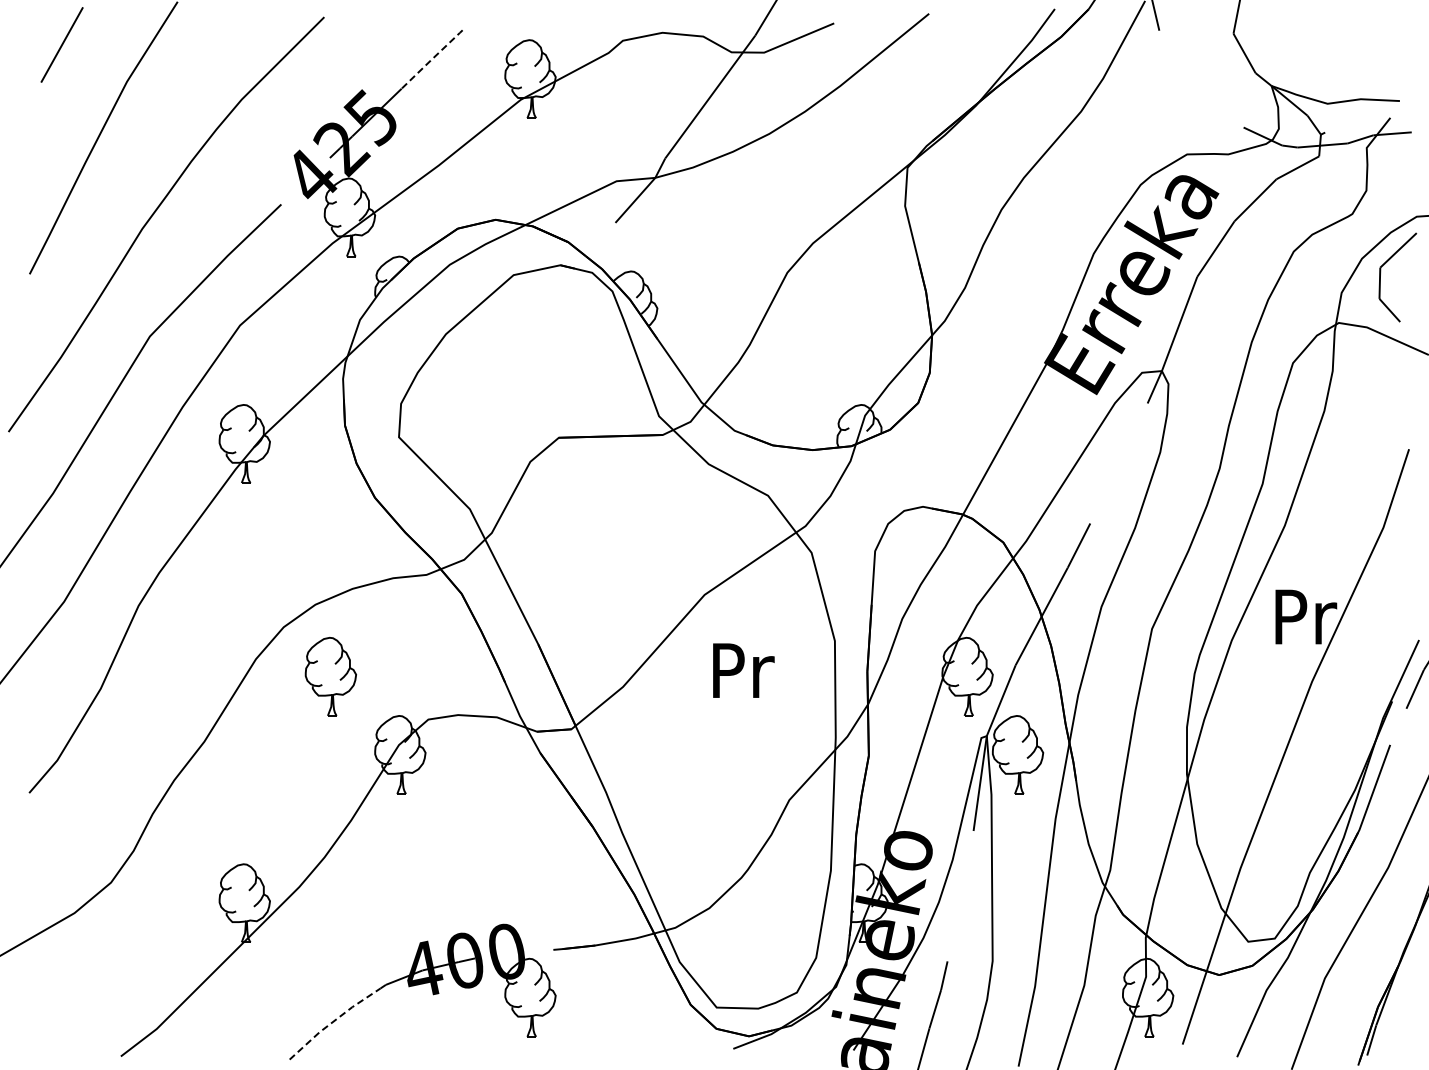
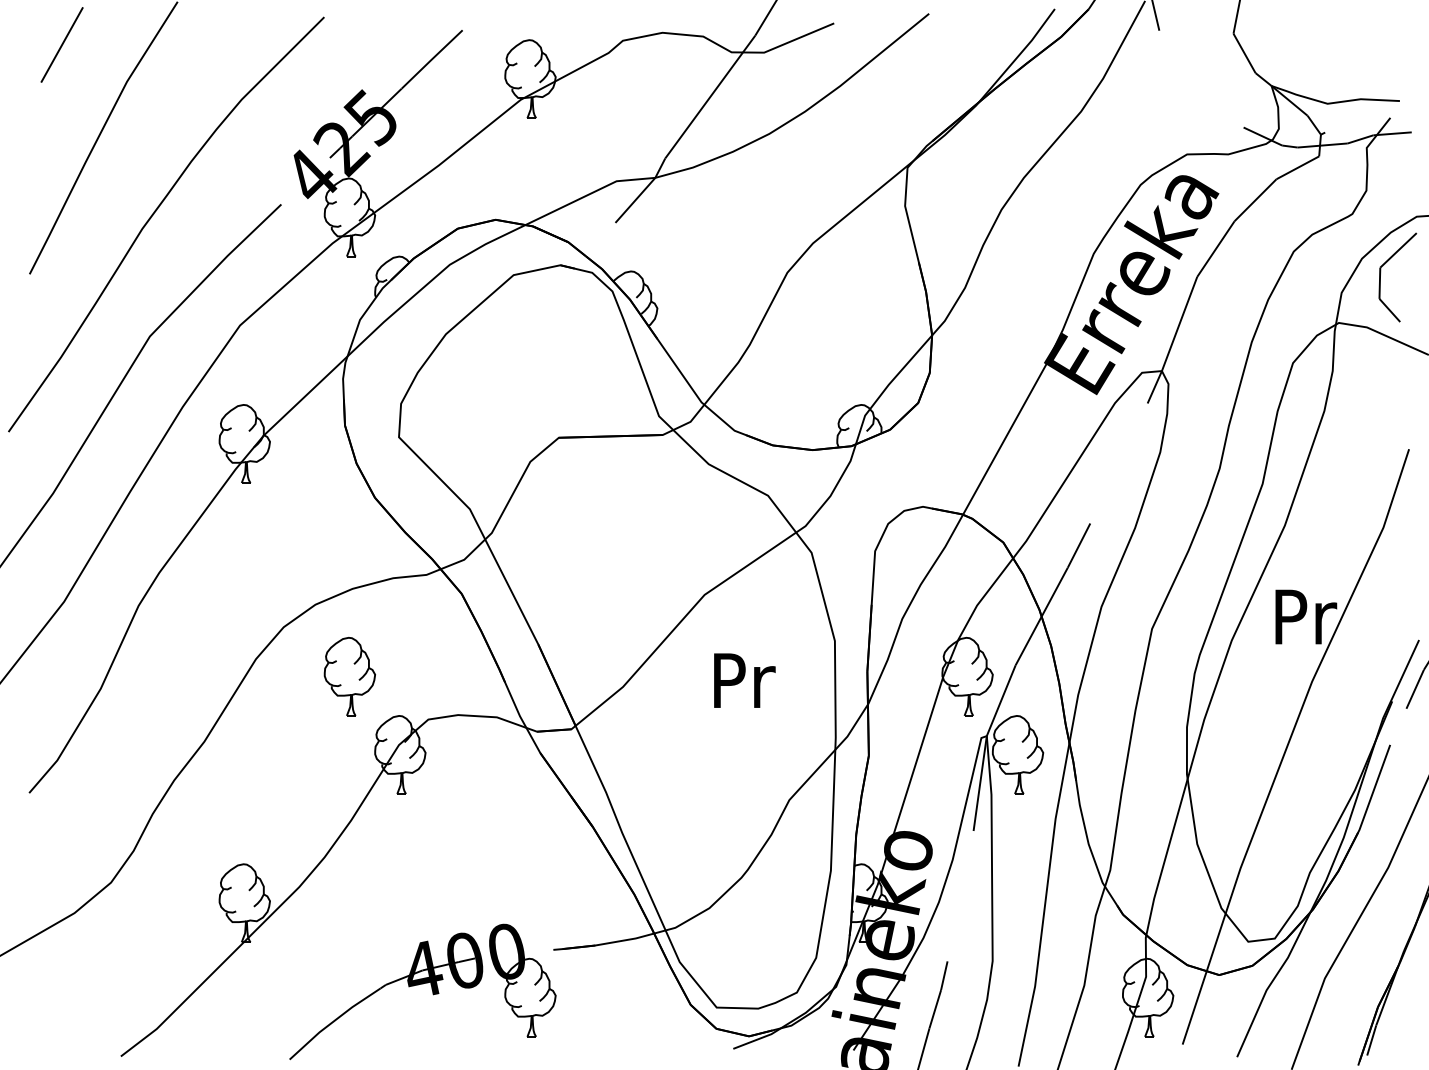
line: dashed -> solid (432, 59)
text position: (743, 670) -> (744, 680) (744, 680)
part position: (330, 676) -> (349, 676) (349, 676)
line: dashed -> solid (333, 1021)
